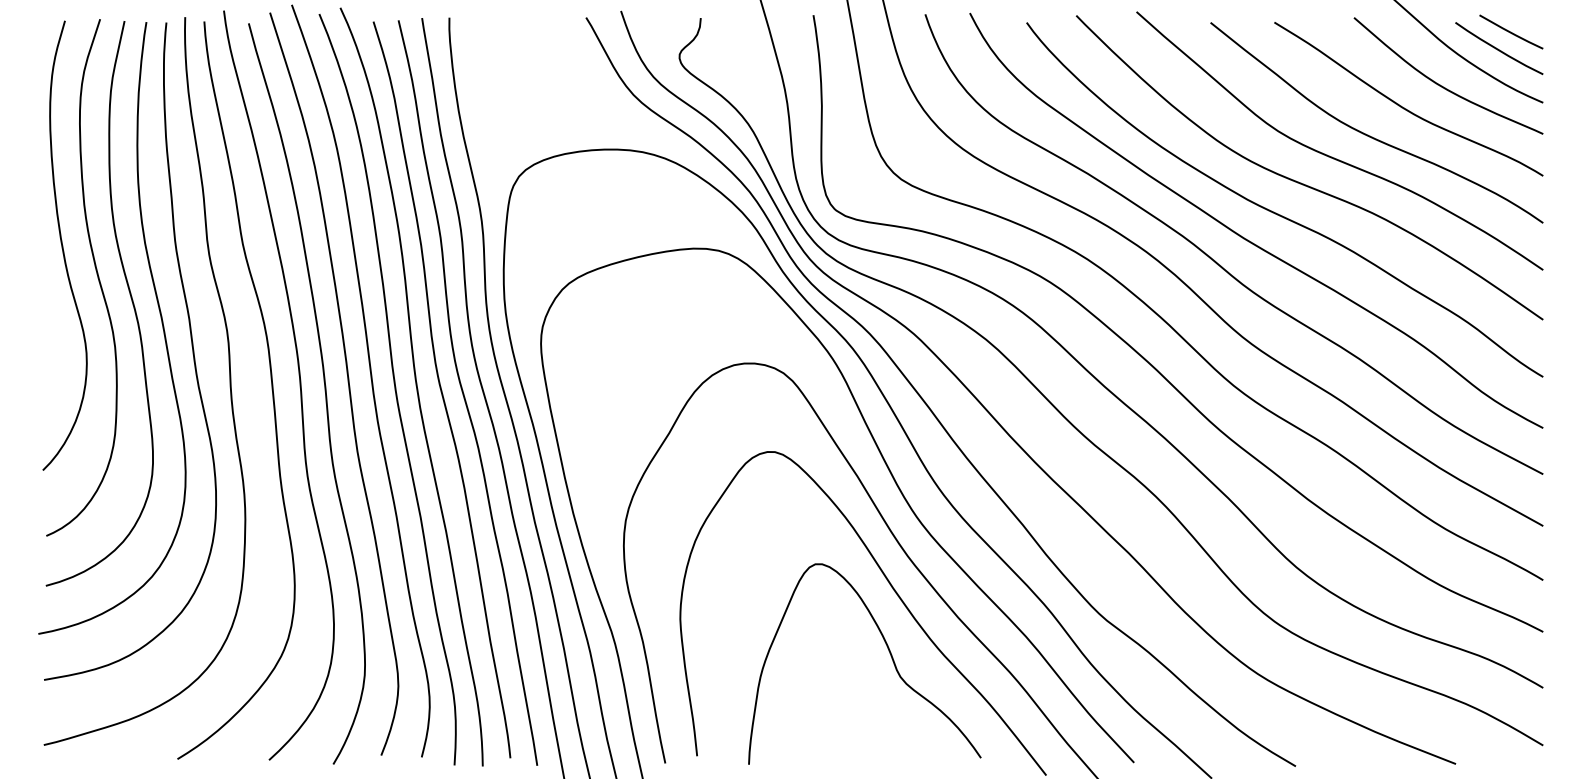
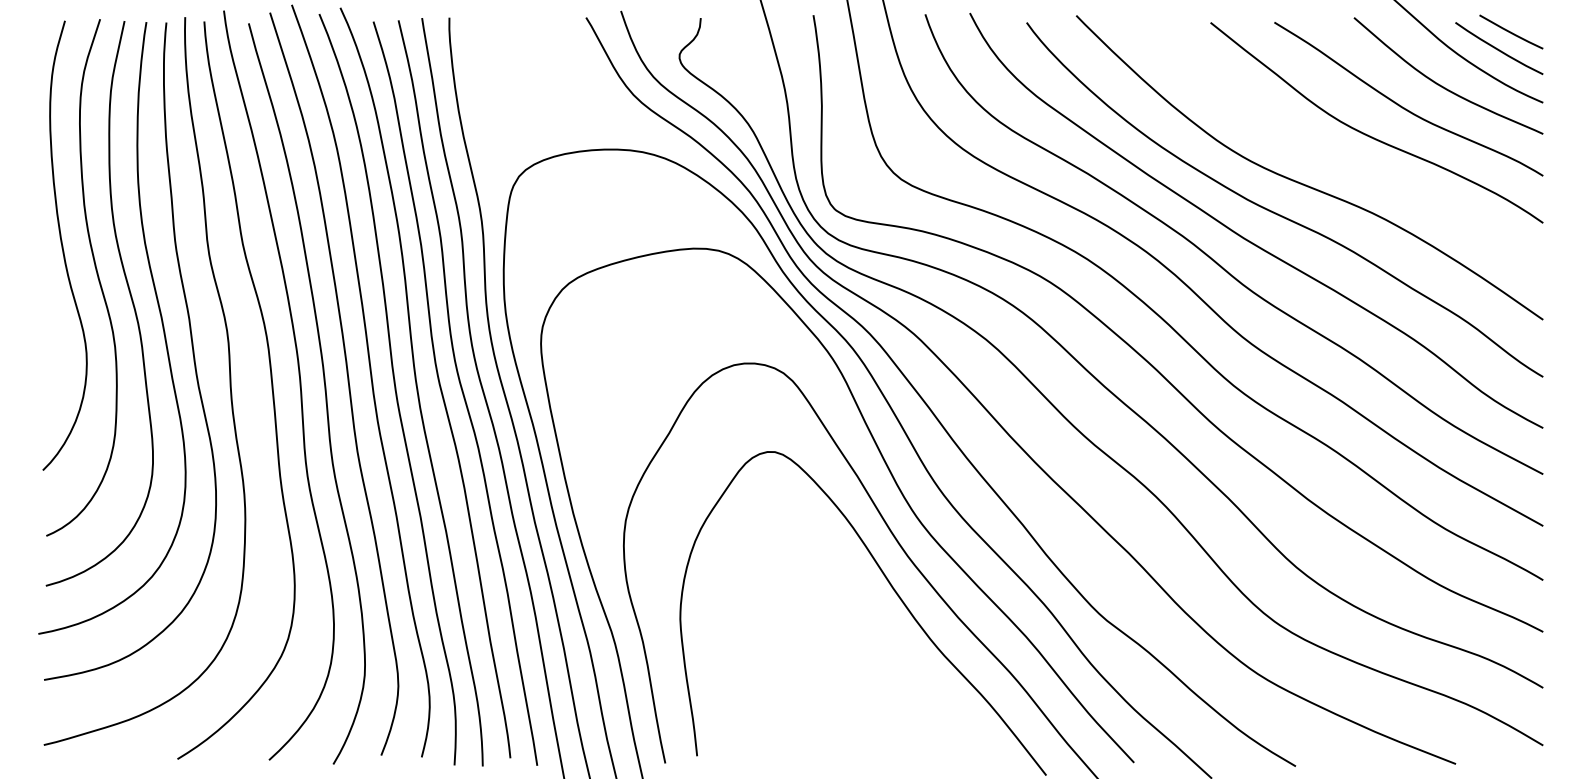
curve: present -> none (1332, 156)
curve: present -> none (888, 651)
